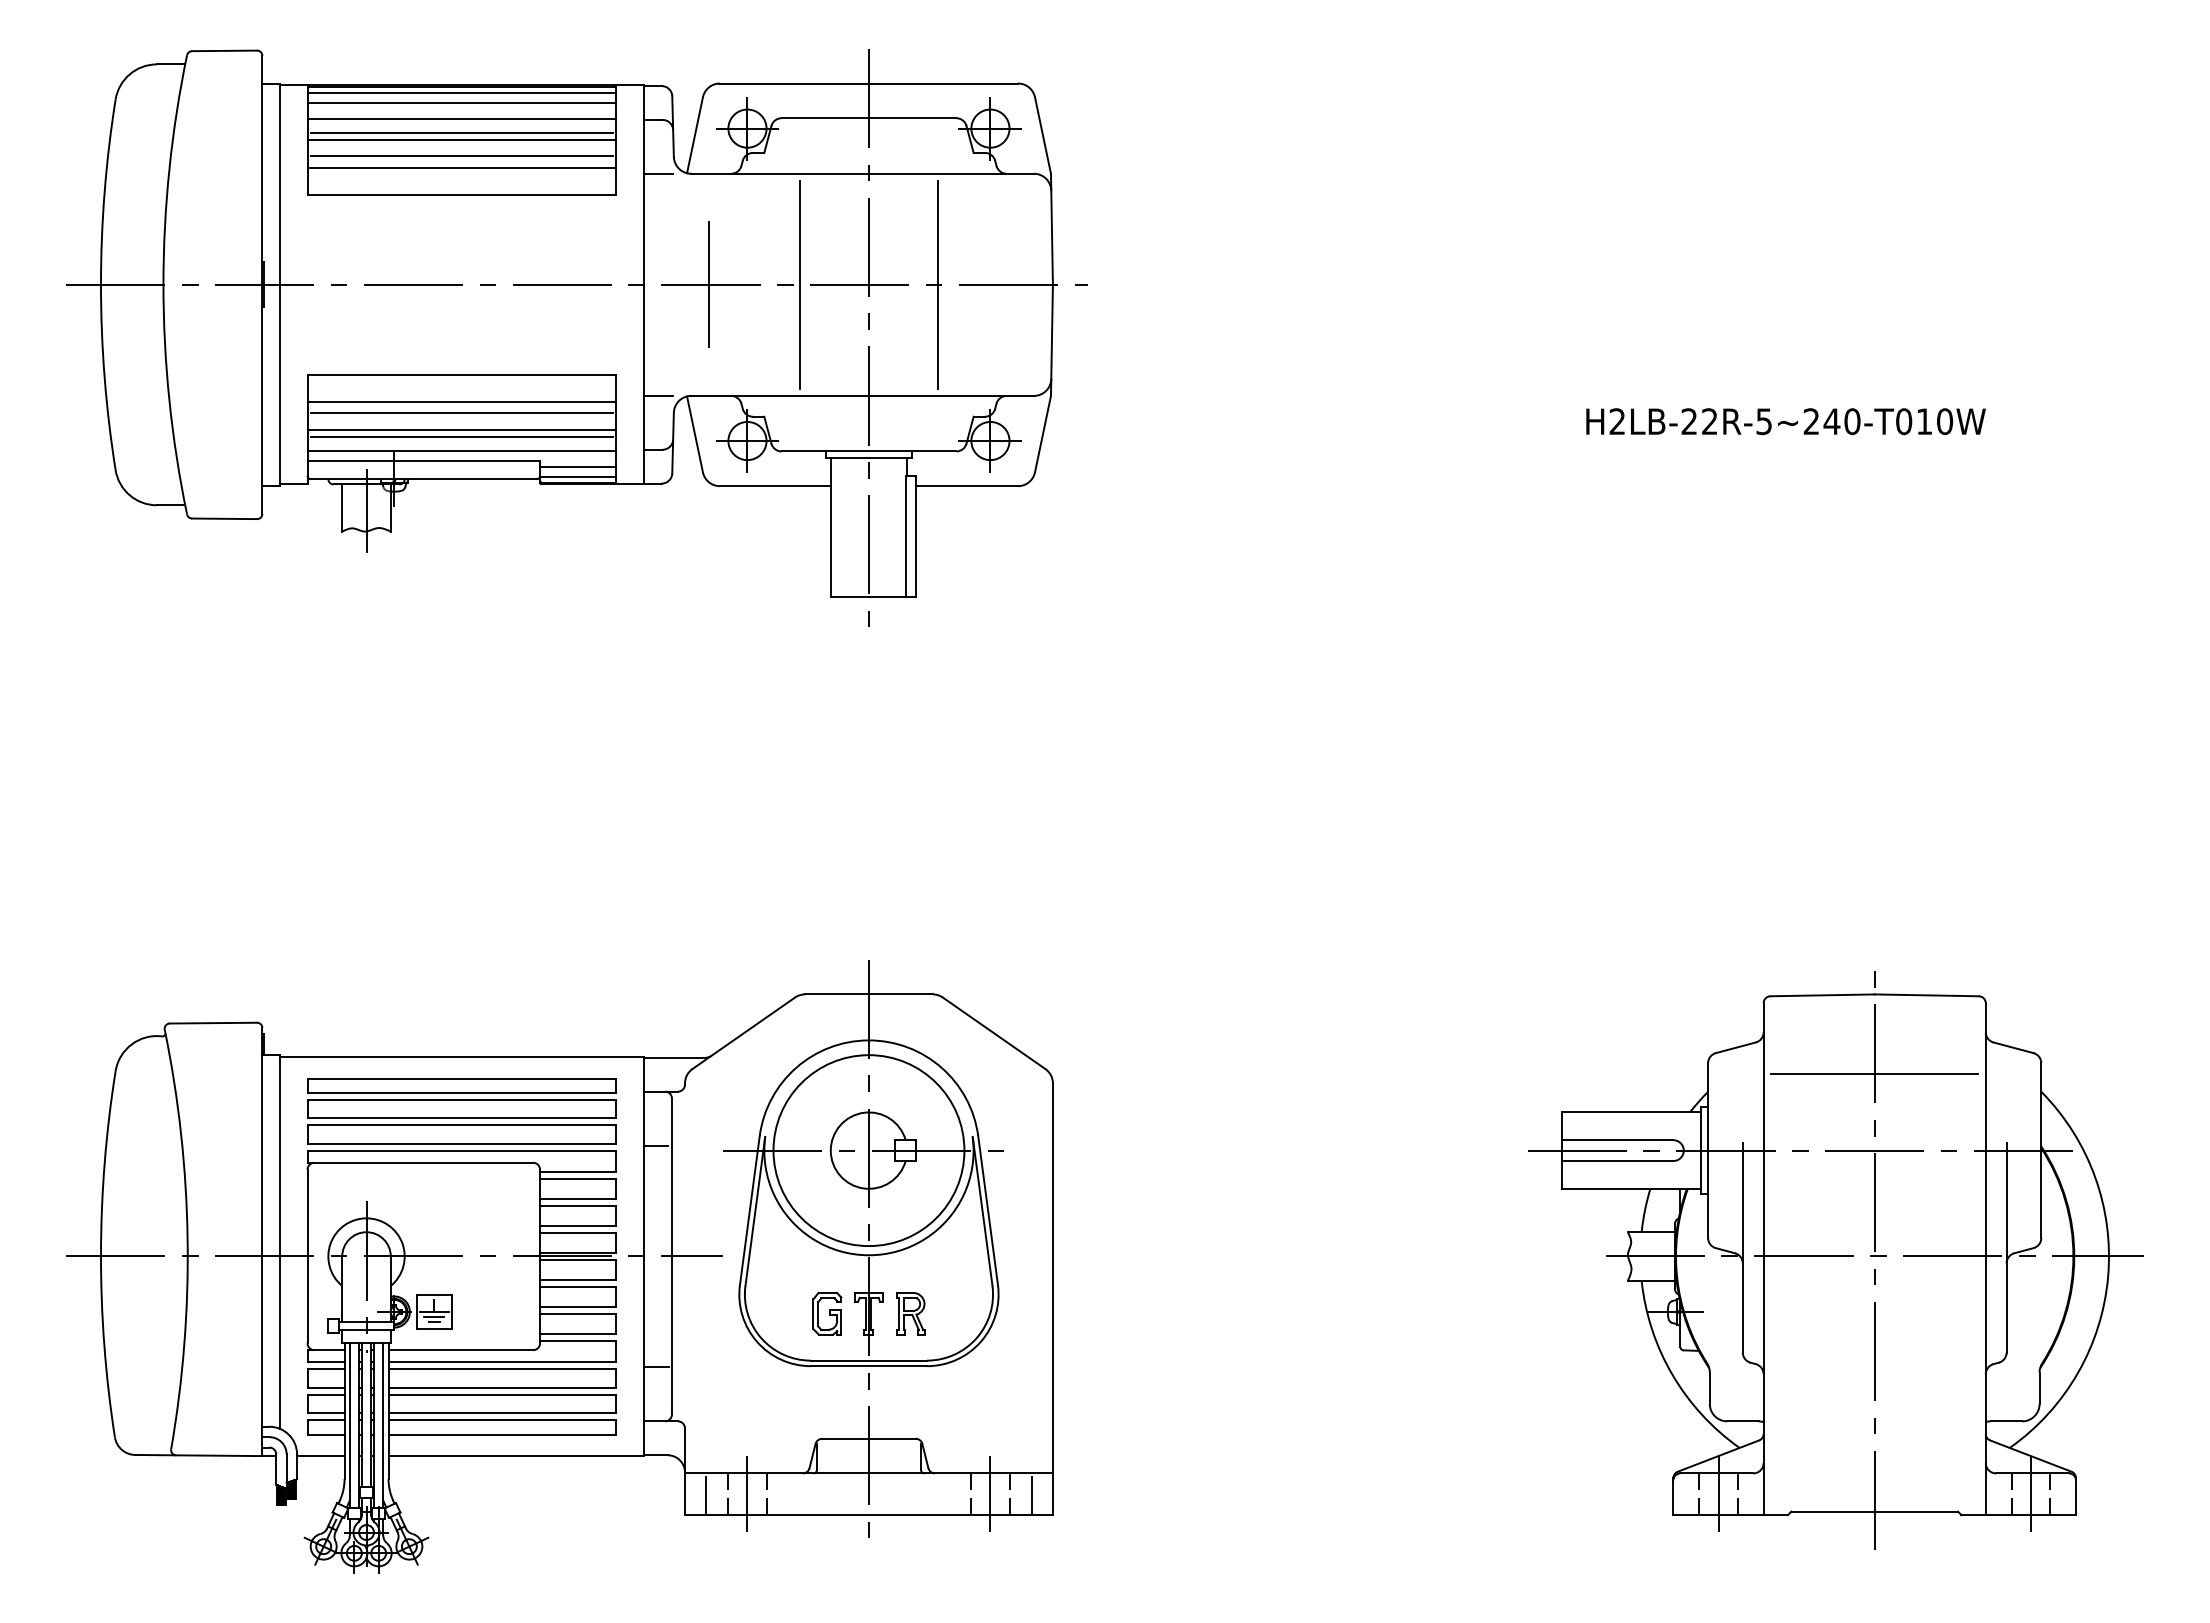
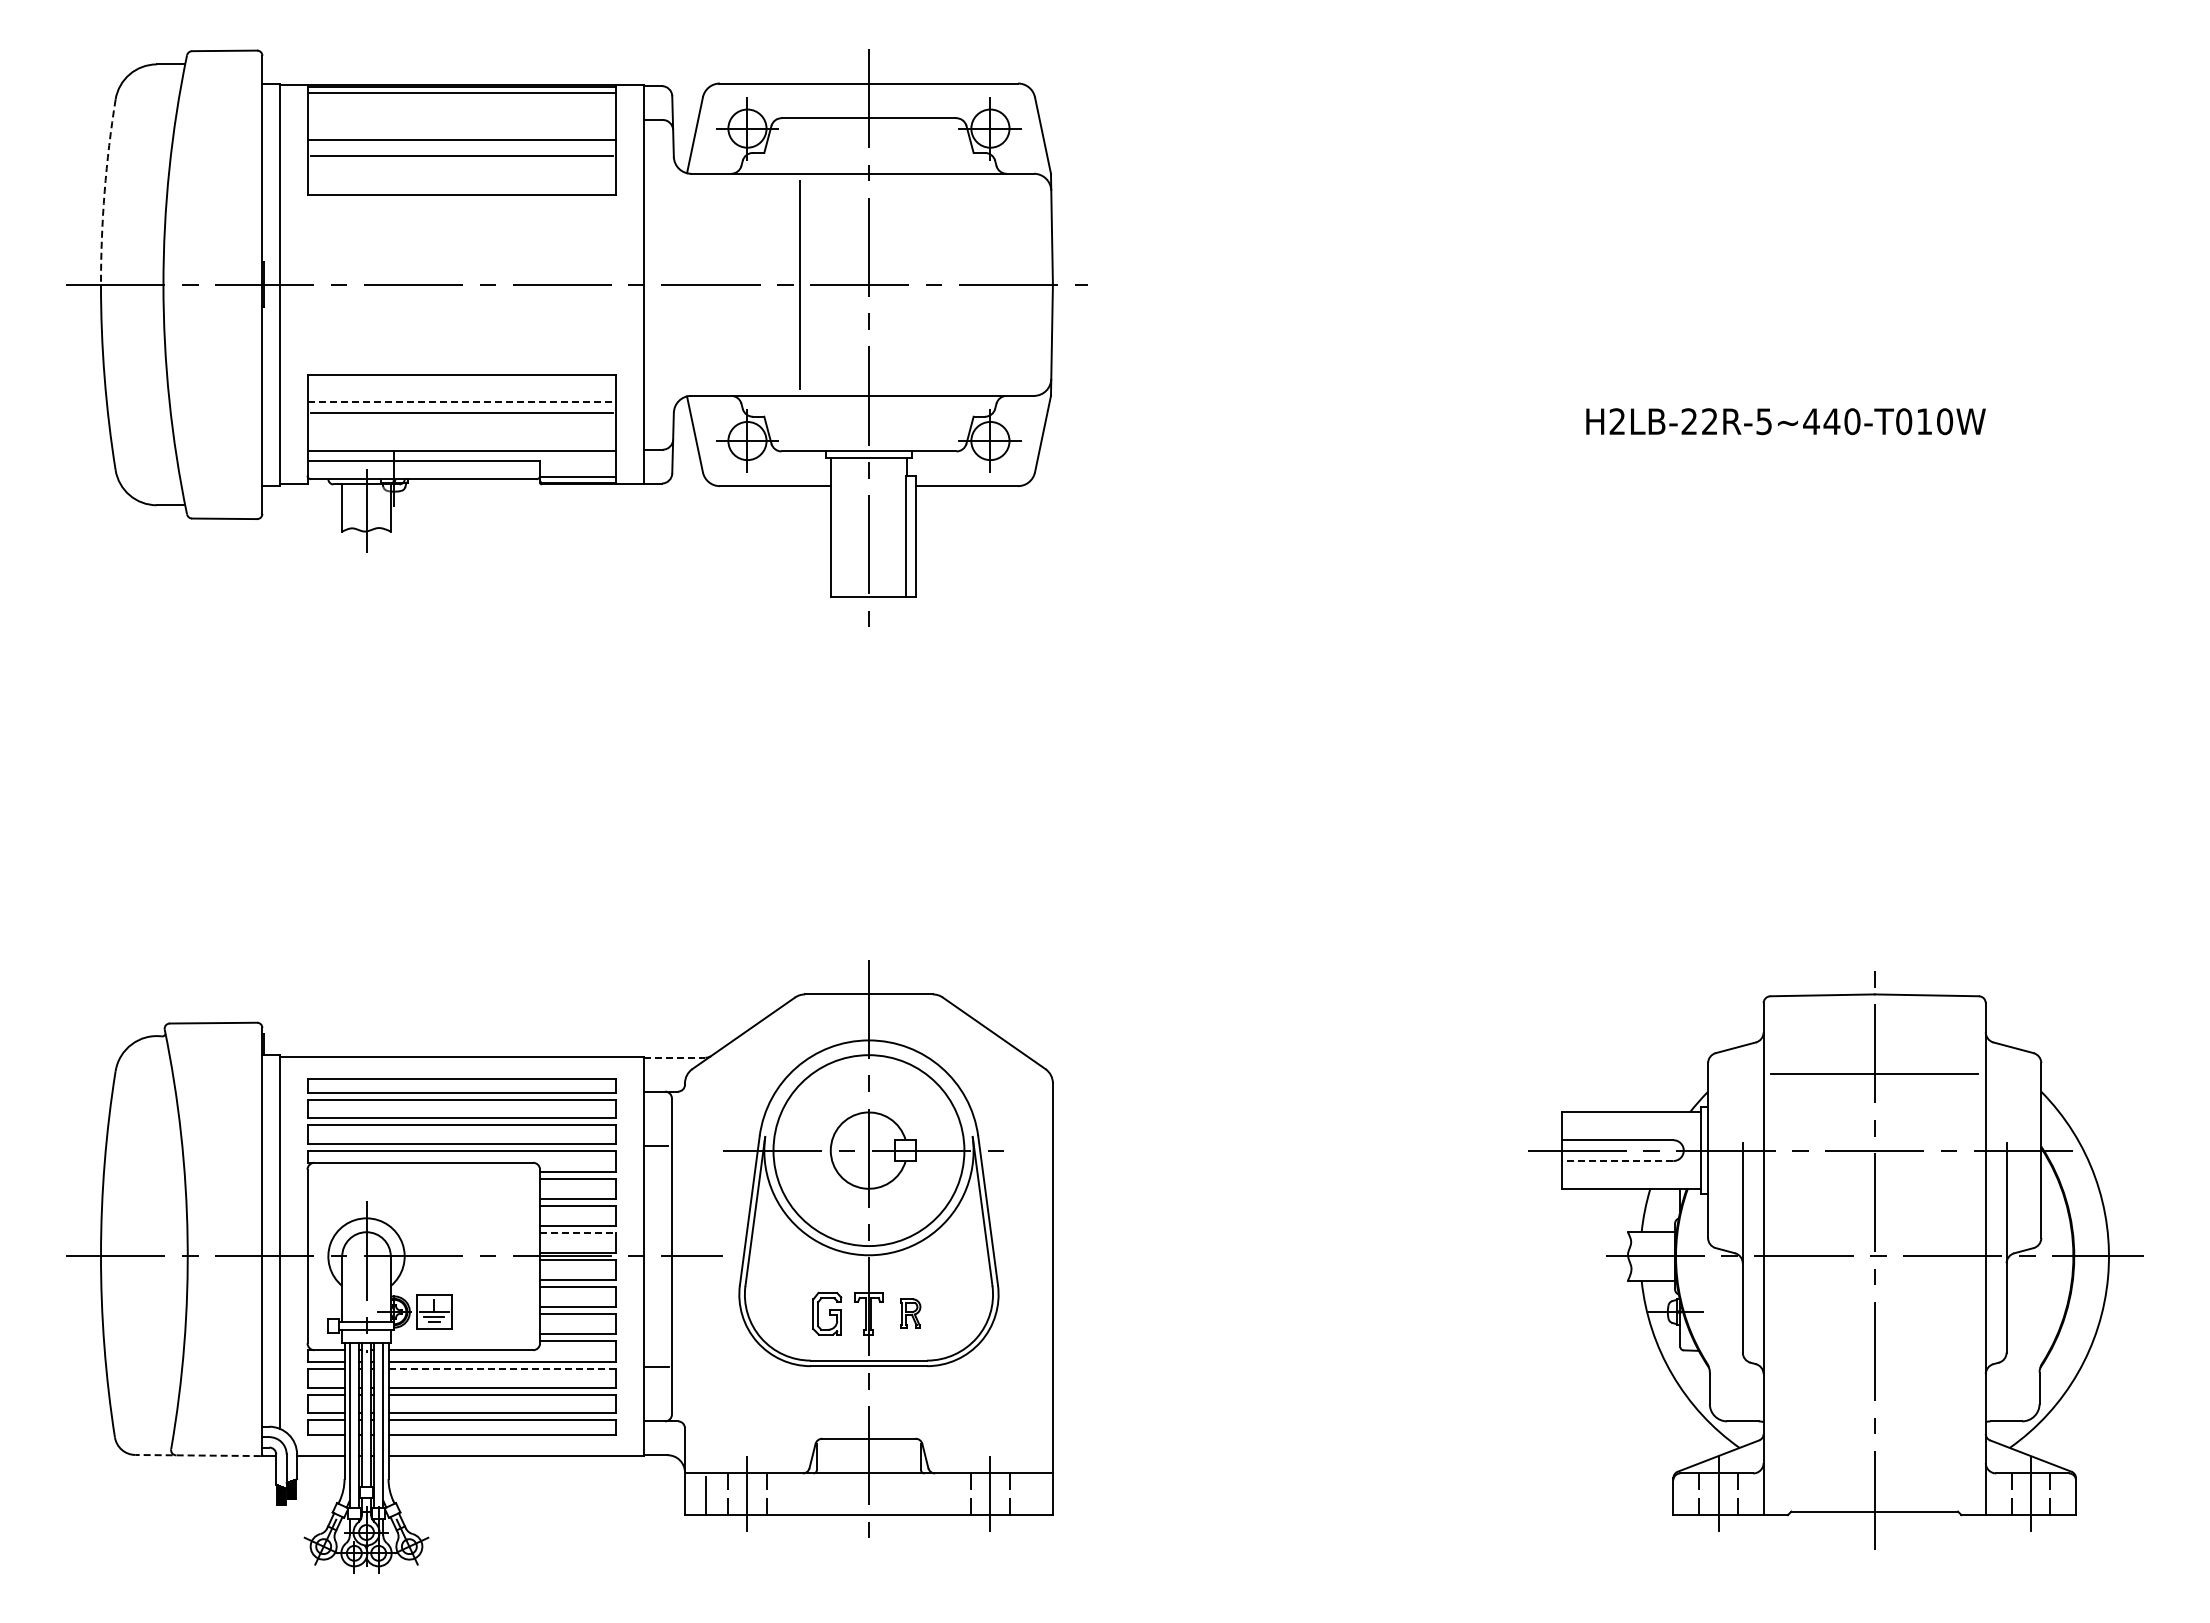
line: present -> none (461, 102)
line: present -> none (461, 118)
line: present -> none (461, 132)
line: present -> none (461, 167)
line: present -> none (658, 173)
arc: solid -> dashed (104, 191)
line: present -> none (708, 284)
line: present -> none (938, 284)
line: present -> none (658, 395)
line: solid -> dashed (462, 402)
text: H2LB-22R-5~240-T010W -> H2LB-22R-5~440-T010W (1811, 421)
line: present -> none (461, 430)
line: present -> none (461, 437)
line: present -> none (578, 466)
line: solid -> dashed (674, 1057)
line: solid -> dashed (1617, 1161)
line: solid -> dashed (578, 1232)
part size: 30x44 px -> 22x31 px (910, 1313)
line: solid -> dashed (502, 1369)
line: solid -> dashed (198, 1455)
line: present -> none (1032, 1496)
